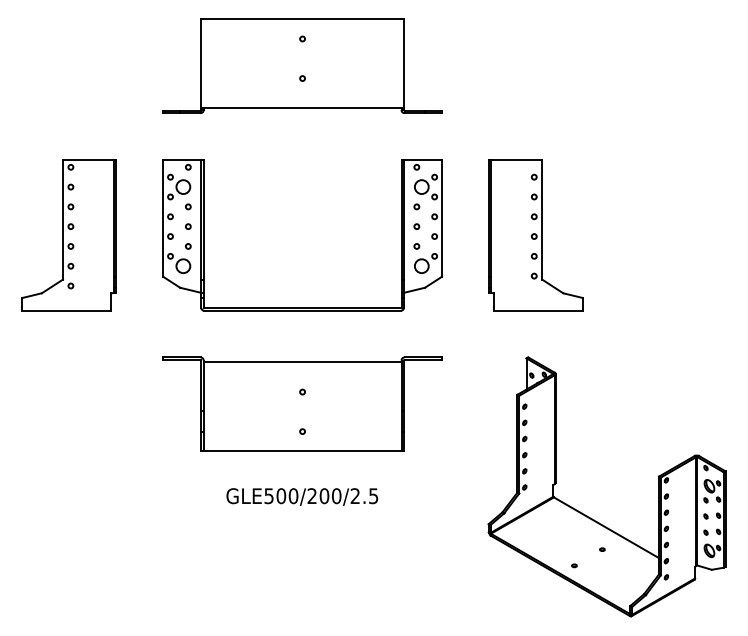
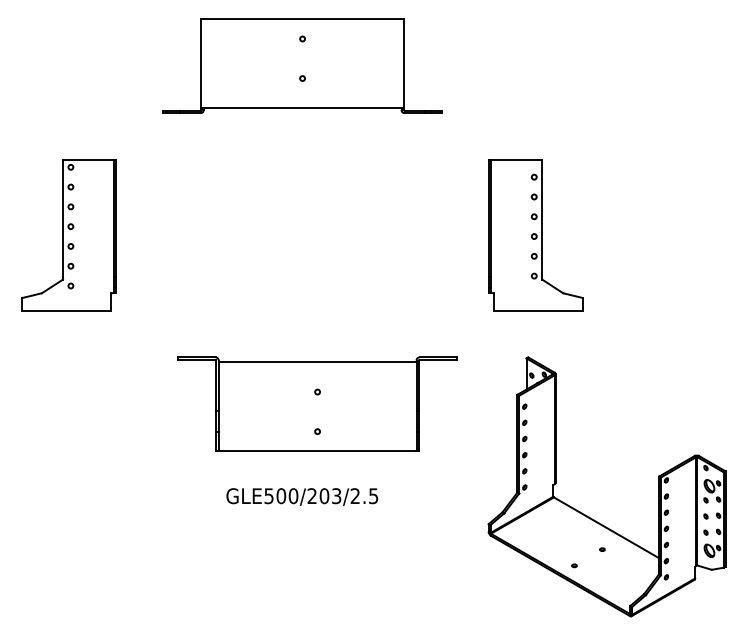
part: present -> none (302, 307)
part position: (302, 403) -> (317, 403) (317, 403)
text: GLE500/200/2.5 -> GLE500/203/2.5 (336, 496)
